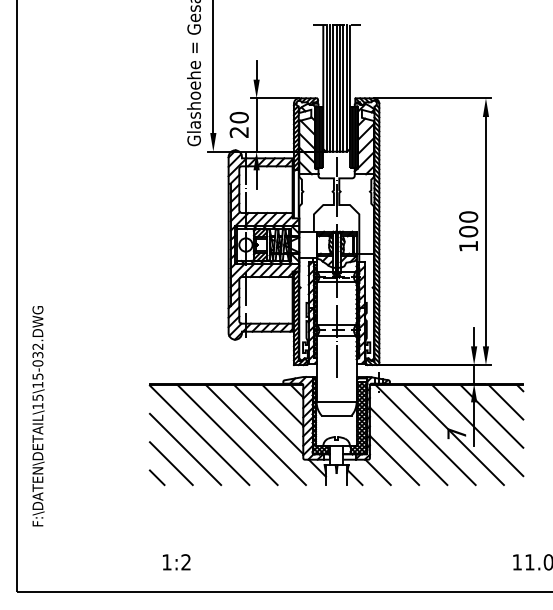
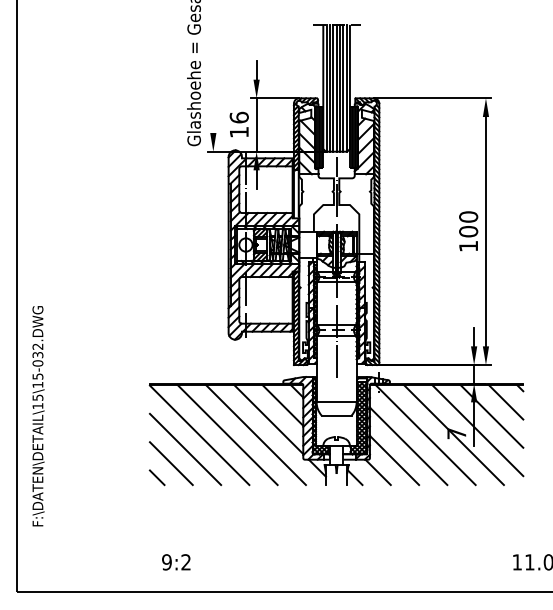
line: present -> none (213, 67)
text: 20 -> 16 (238, 124)
text: 1:2 -> 9:2 (166, 562)
